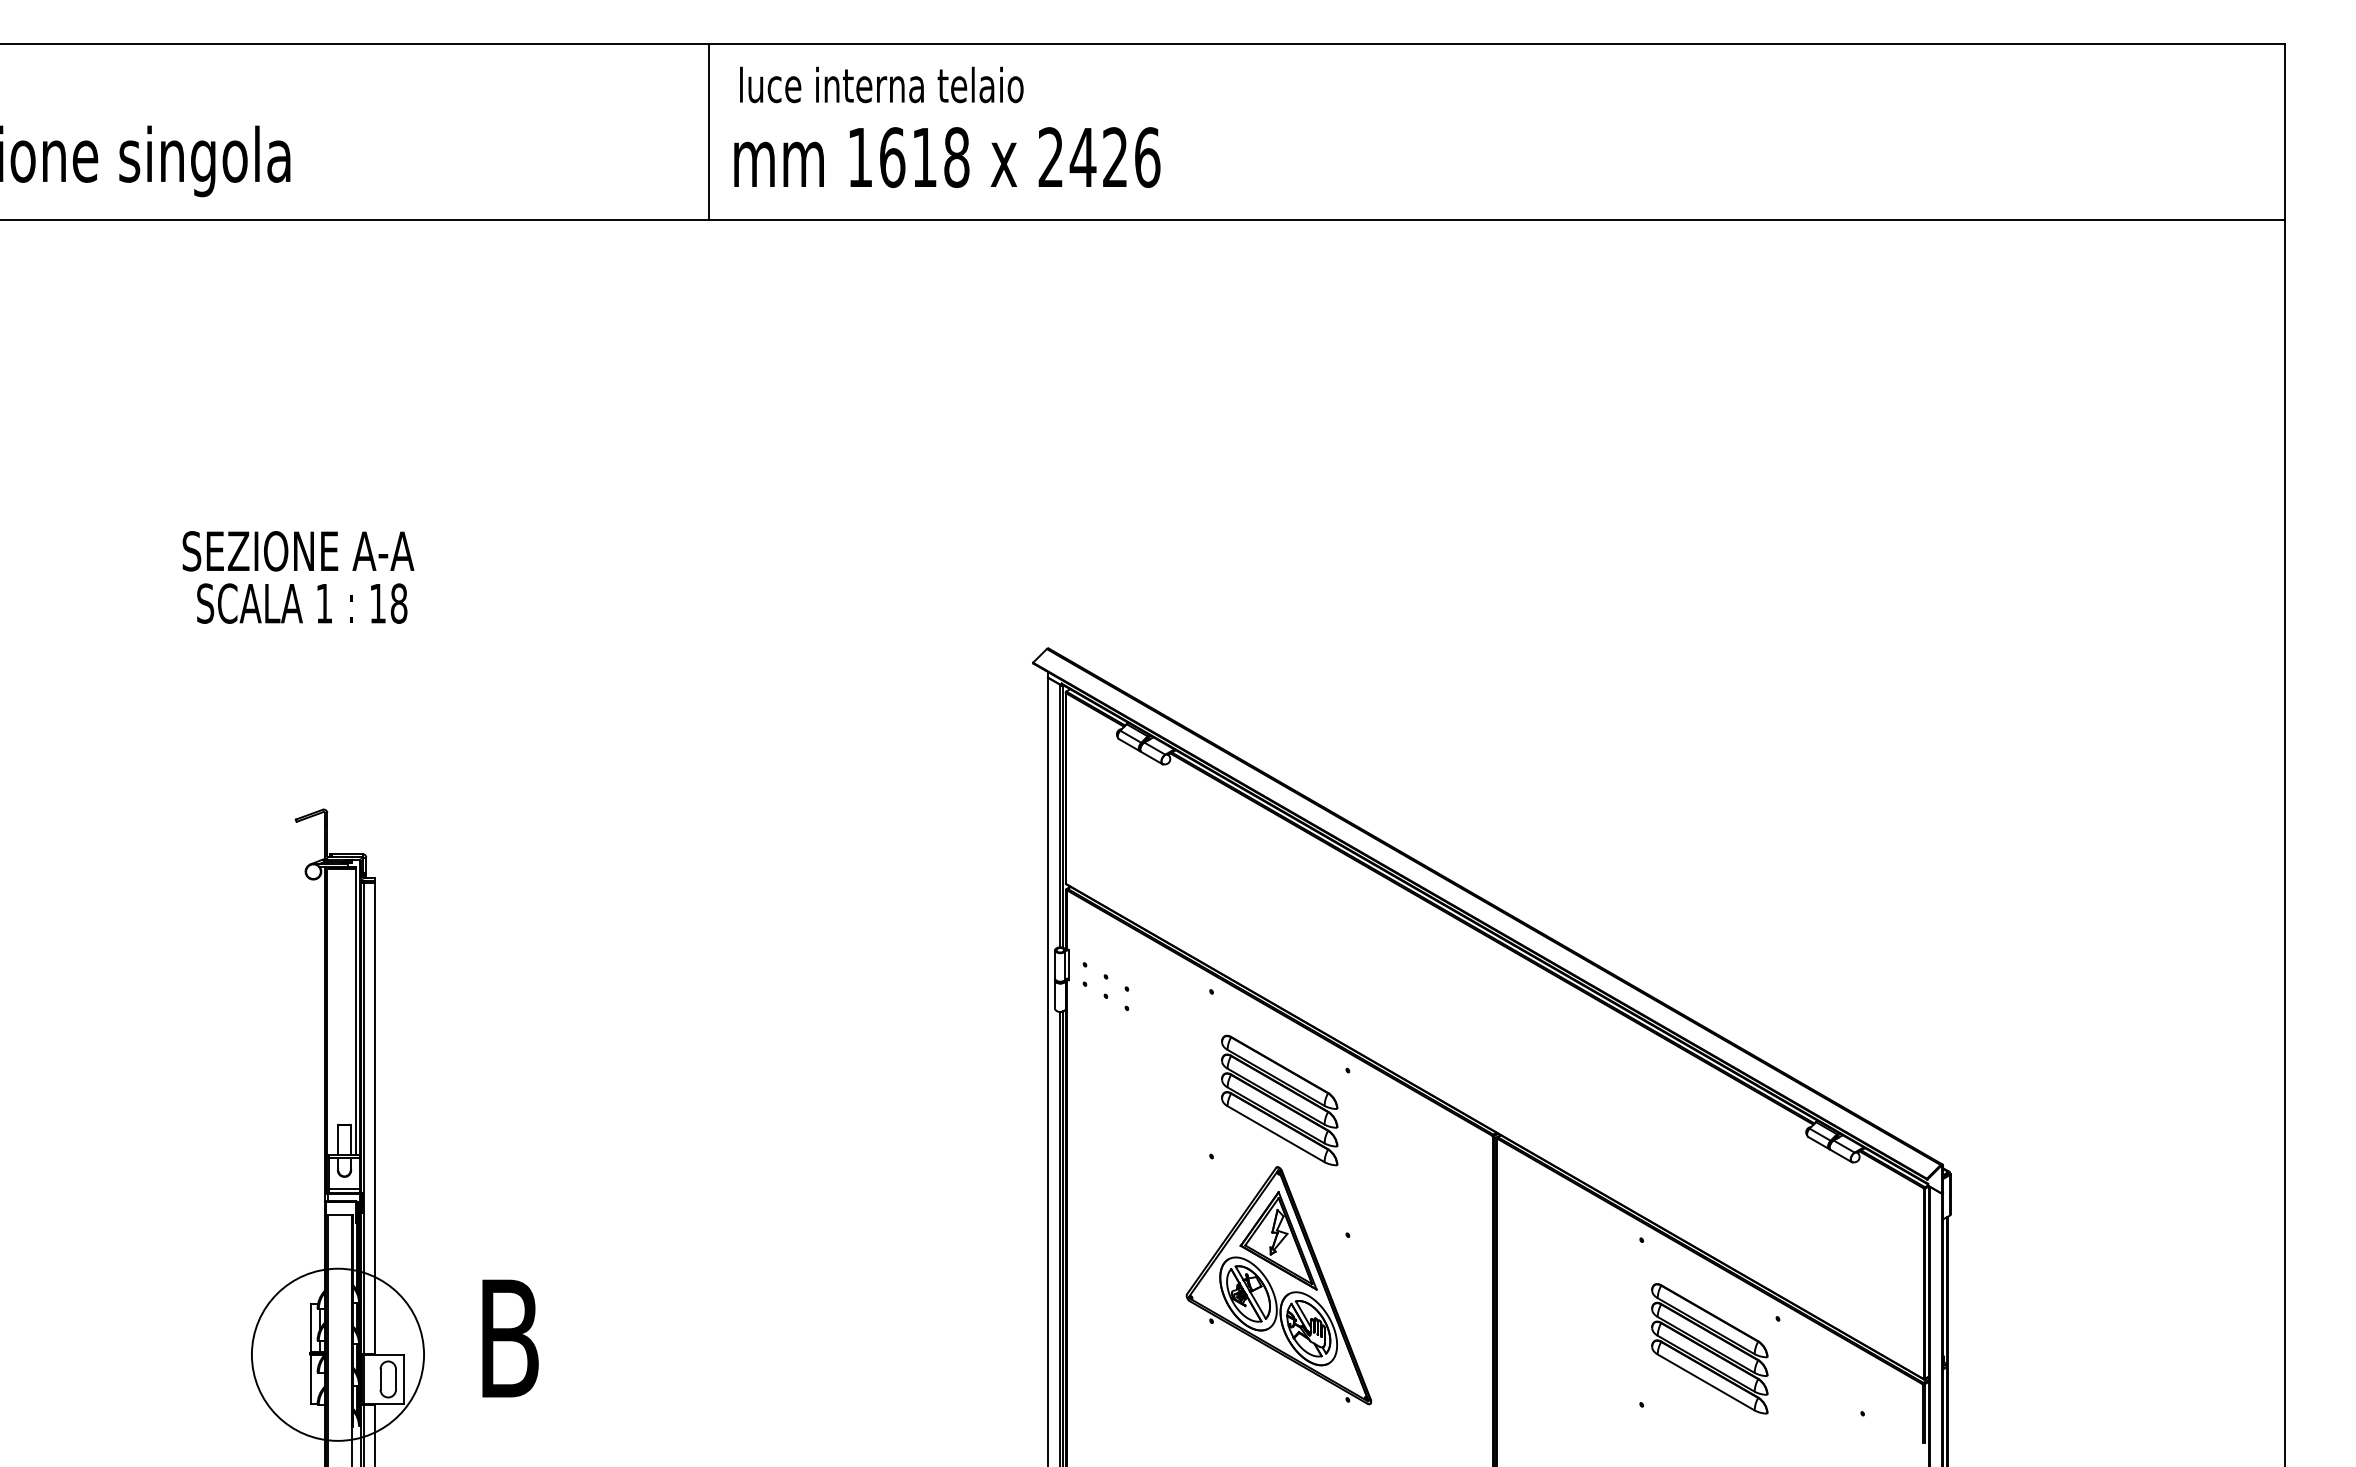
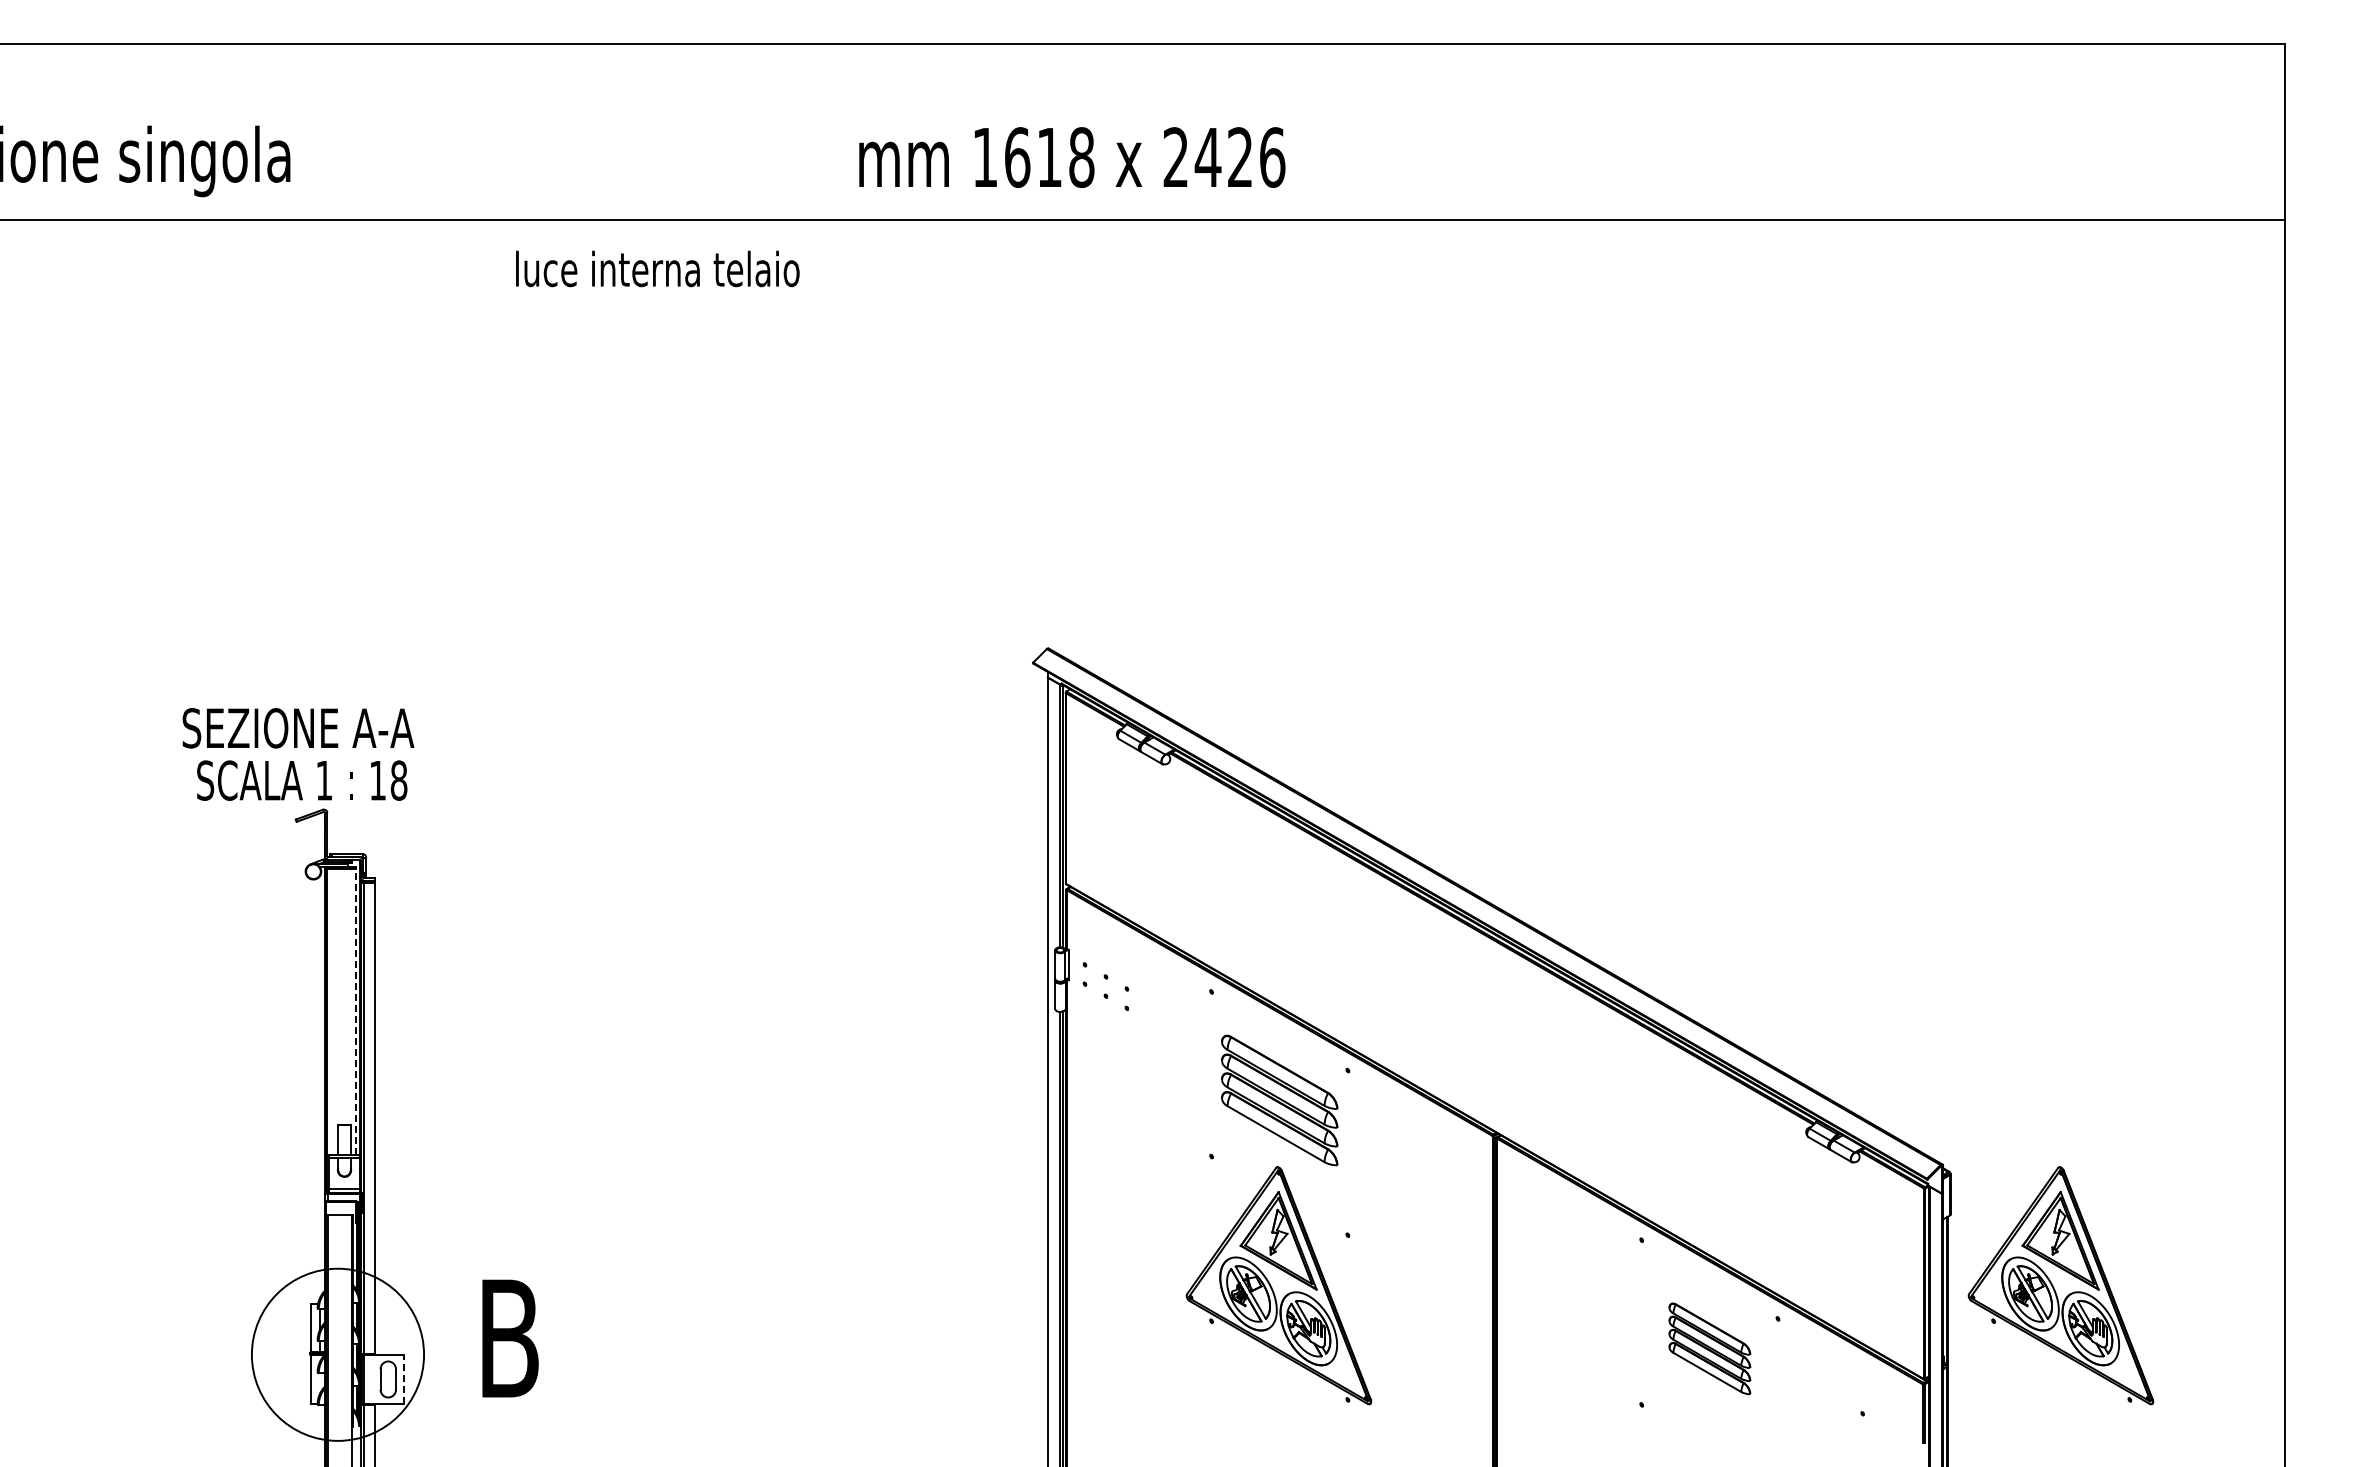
text position: (881, 84) -> (657, 268) (657, 268)
line: present -> none (709, 132)
text position: (947, 157) -> (1072, 157) (1072, 157)
text position: (298, 577) -> (298, 754) (298, 754)
line: solid -> dashed (355, 1011)
part: none -> present (2060, 1285)
part size: 118x132 px -> 84x94 px (1709, 1348)
line: solid -> dashed (403, 1378)
